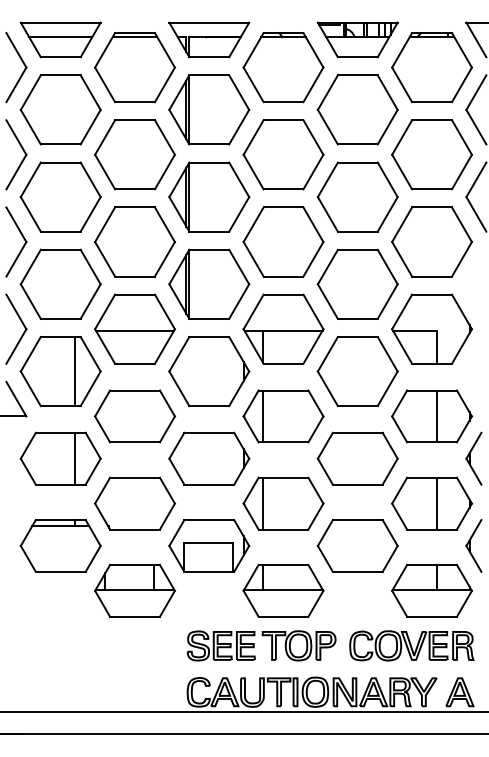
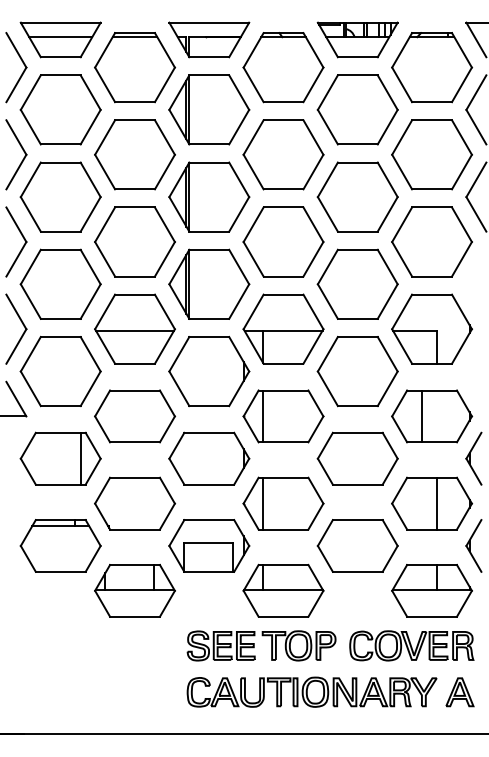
line: present -> none (74, 371)
line position: (436, 416) -> (421, 416) (421, 416)
line position: (74, 458) -> (80, 458) (80, 458)
line: present -> none (243, 711)
